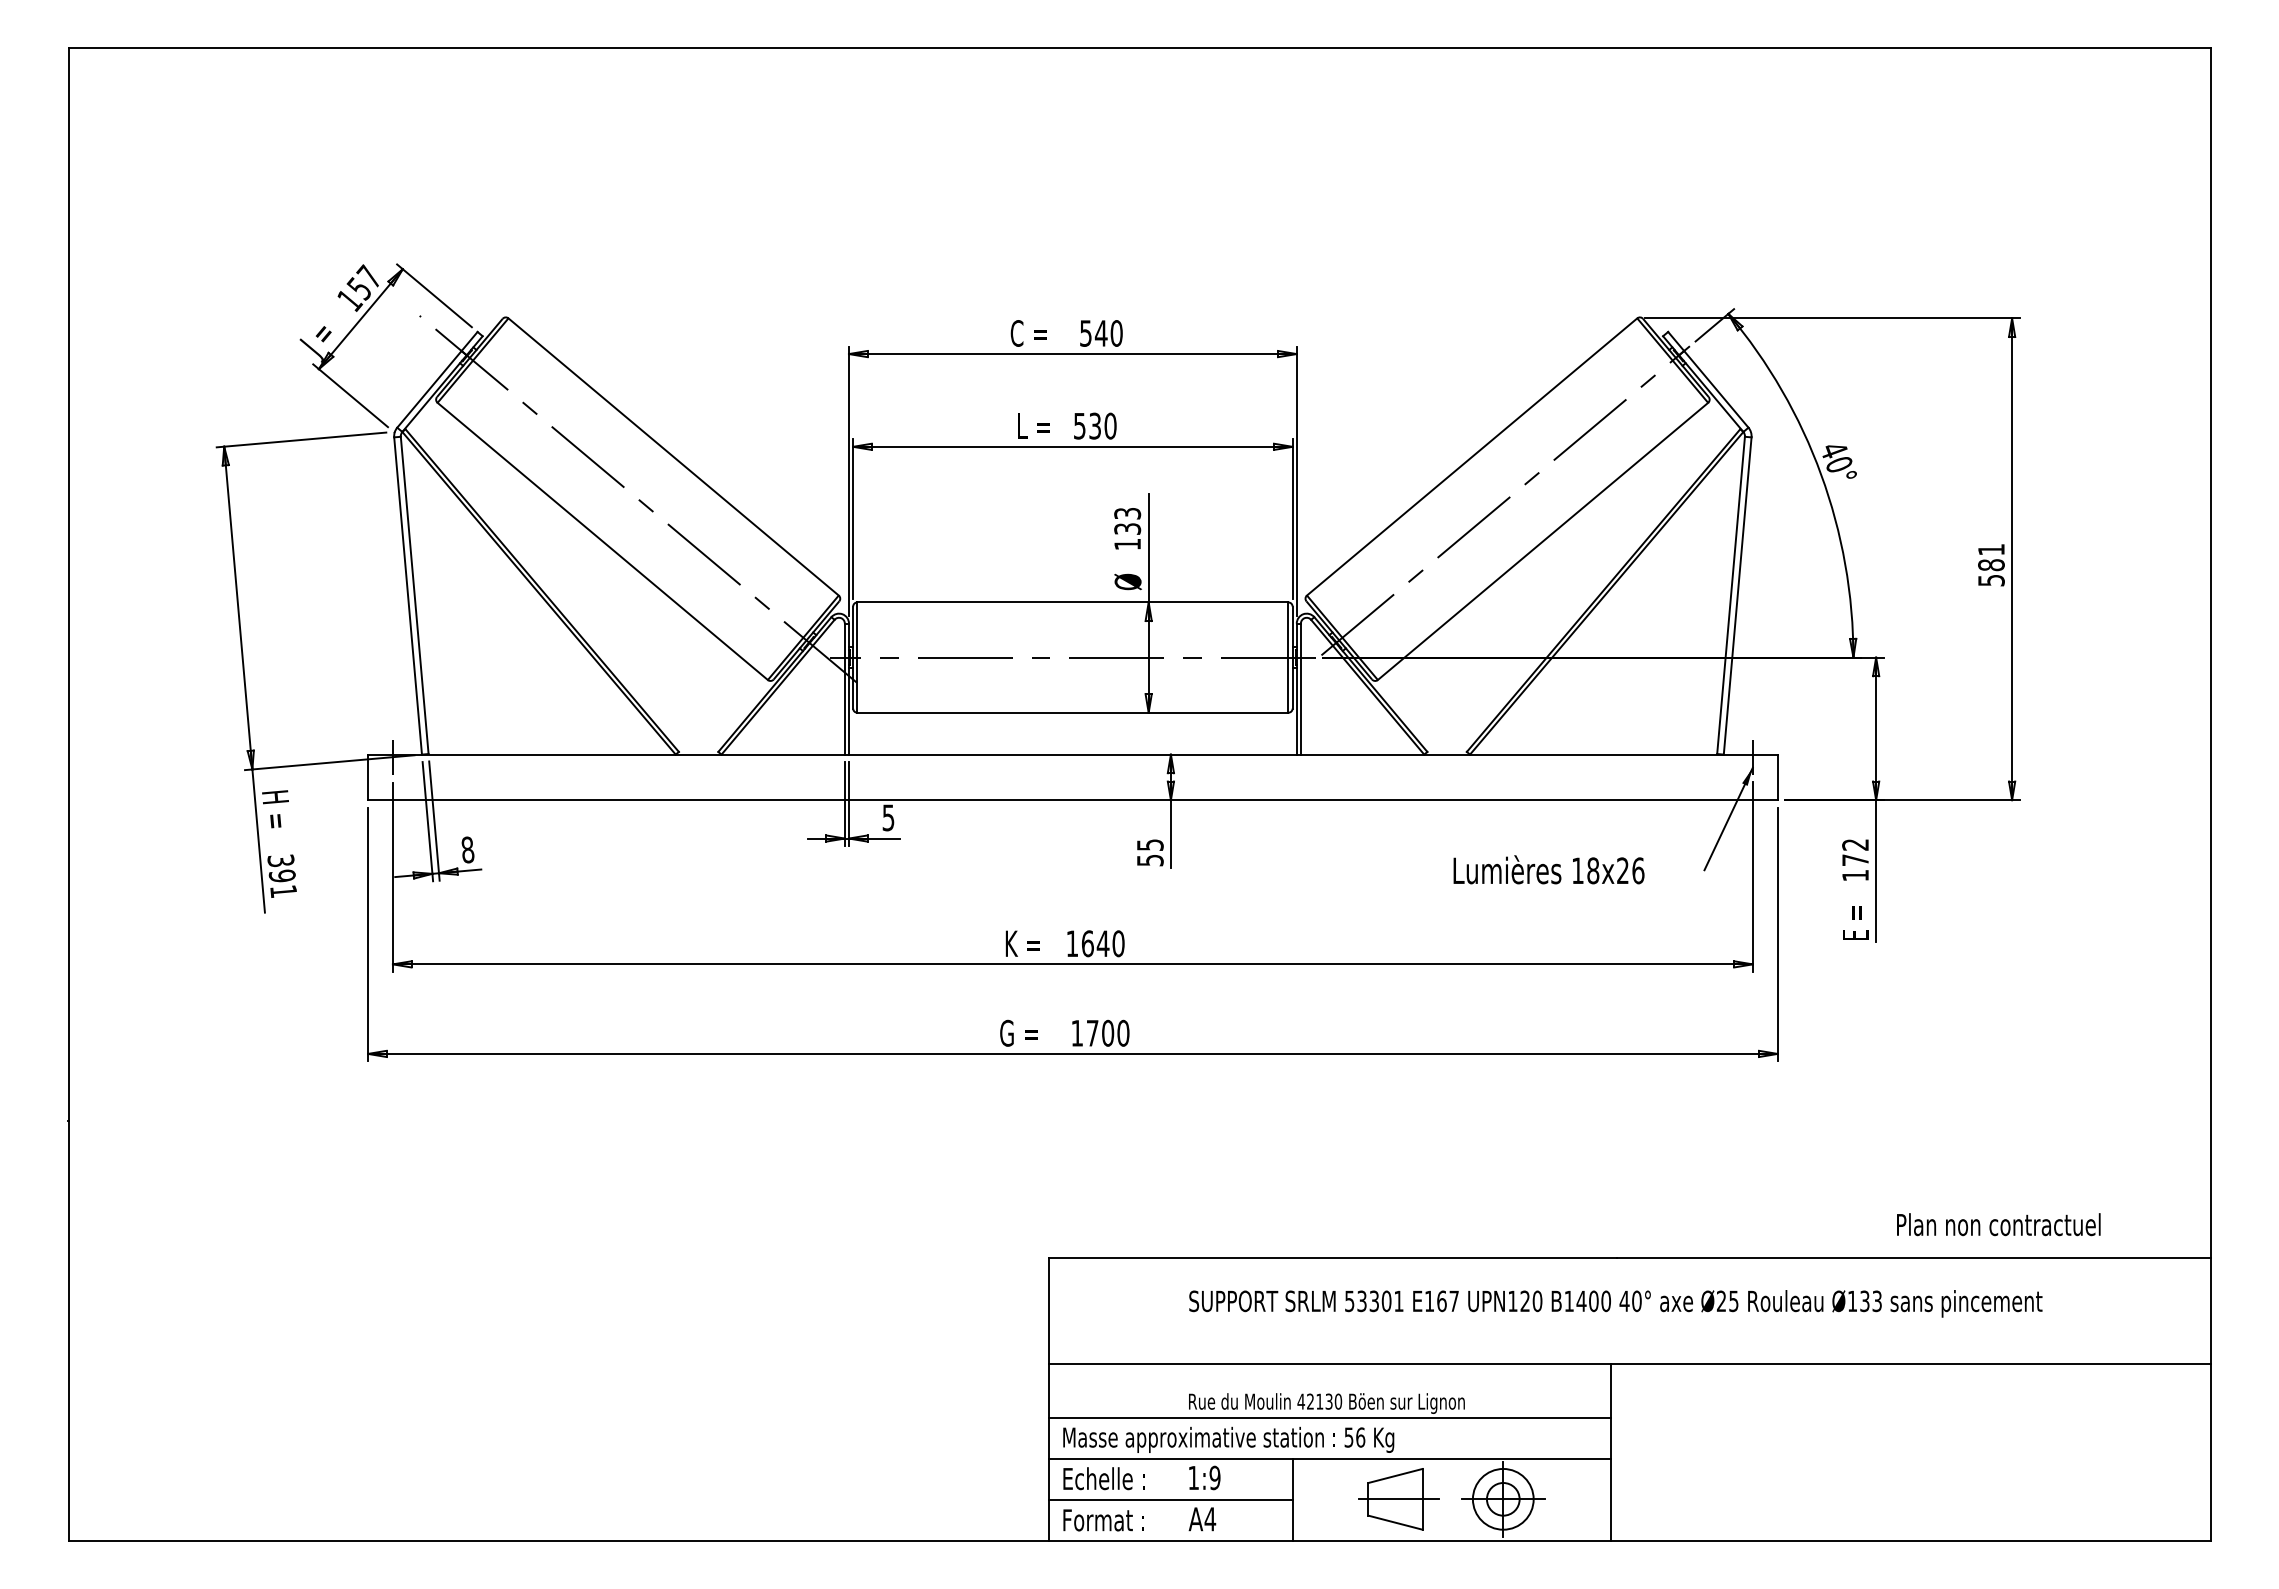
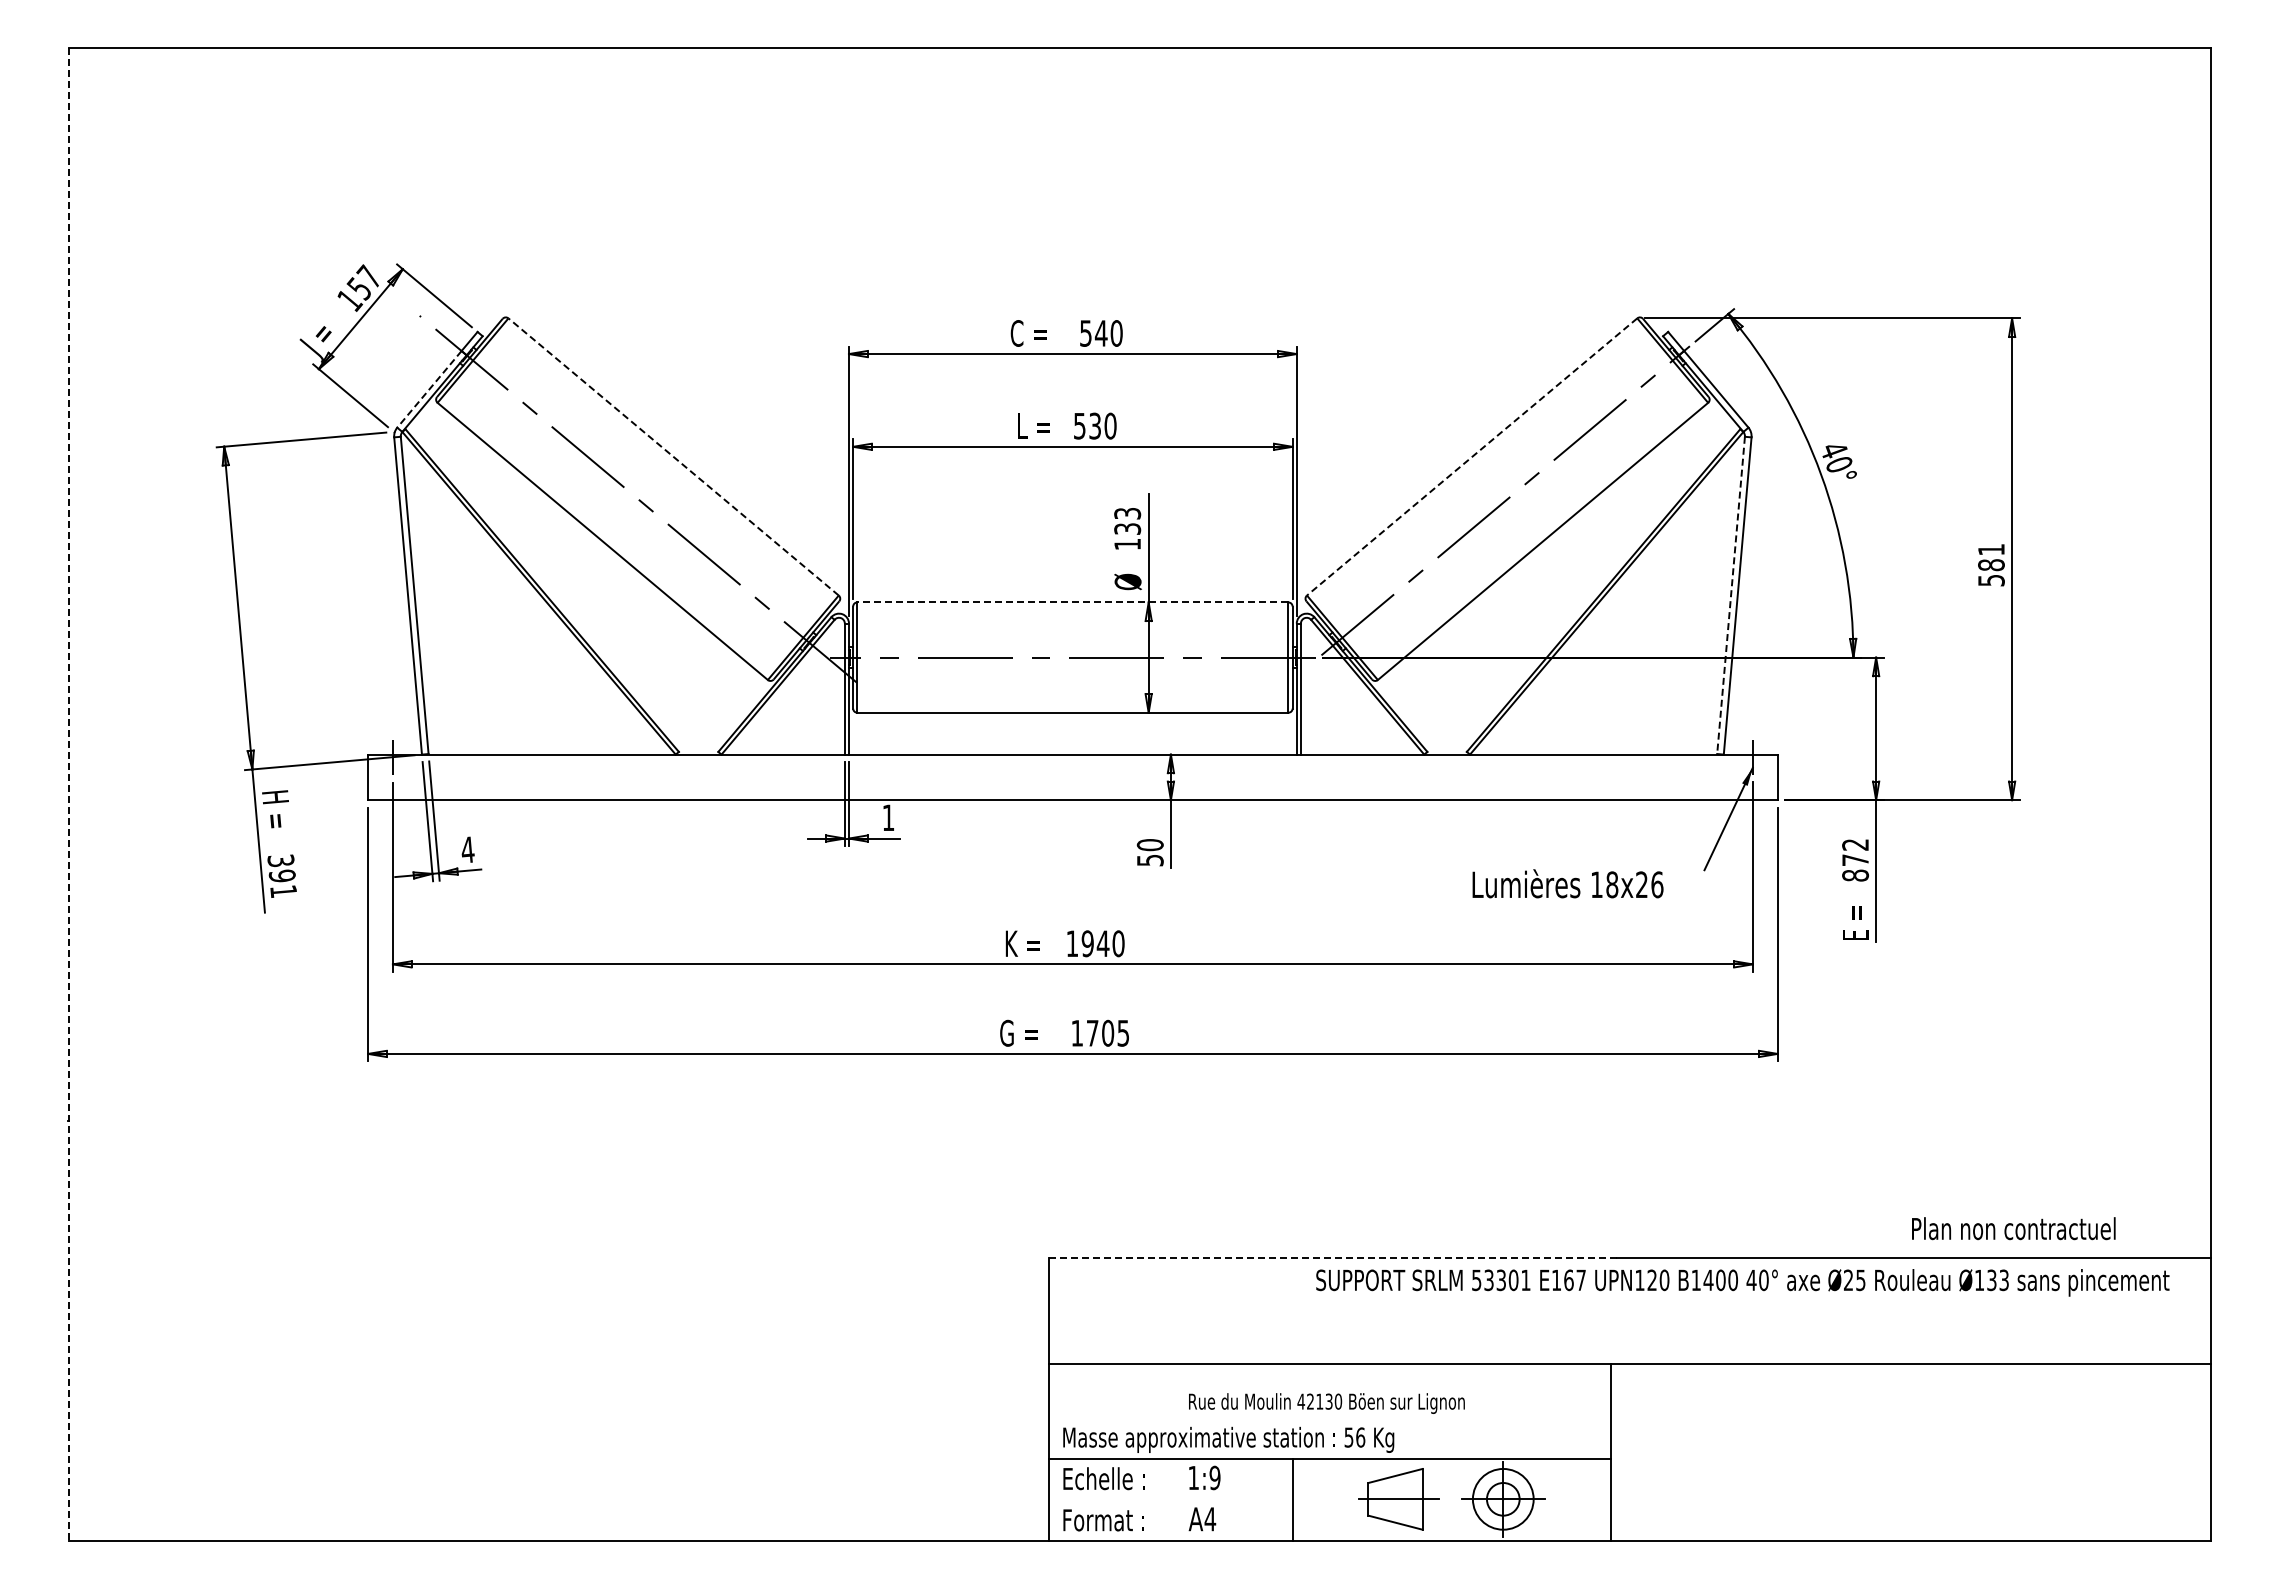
line: solid -> dashed (429, 389)
line: solid -> dashed (673, 456)
line: solid -> dashed (1472, 456)
line: solid -> dashed (1731, 595)
line: solid -> dashed (1072, 602)
line: solid -> dashed (68, 794)
text: 5 -> 1 (888, 817)
text: 55 -> 50 (1149, 845)
text: 8 -> 4 (467, 849)
text position: (1548, 869) -> (1567, 883) (1567, 883)
text: 172 -> 872 (1855, 875)
text: 1640 -> 1940 (1087, 943)
text: 1700 -> 1705 (1123, 1032)
text position: (1998, 1224) -> (2013, 1228) (2013, 1228)
line: solid -> dashed (1333, 1257)
text position: (1615, 1303) -> (1742, 1282) (1742, 1282)
line: present -> none (1330, 1418)
line: present -> none (1170, 1500)
